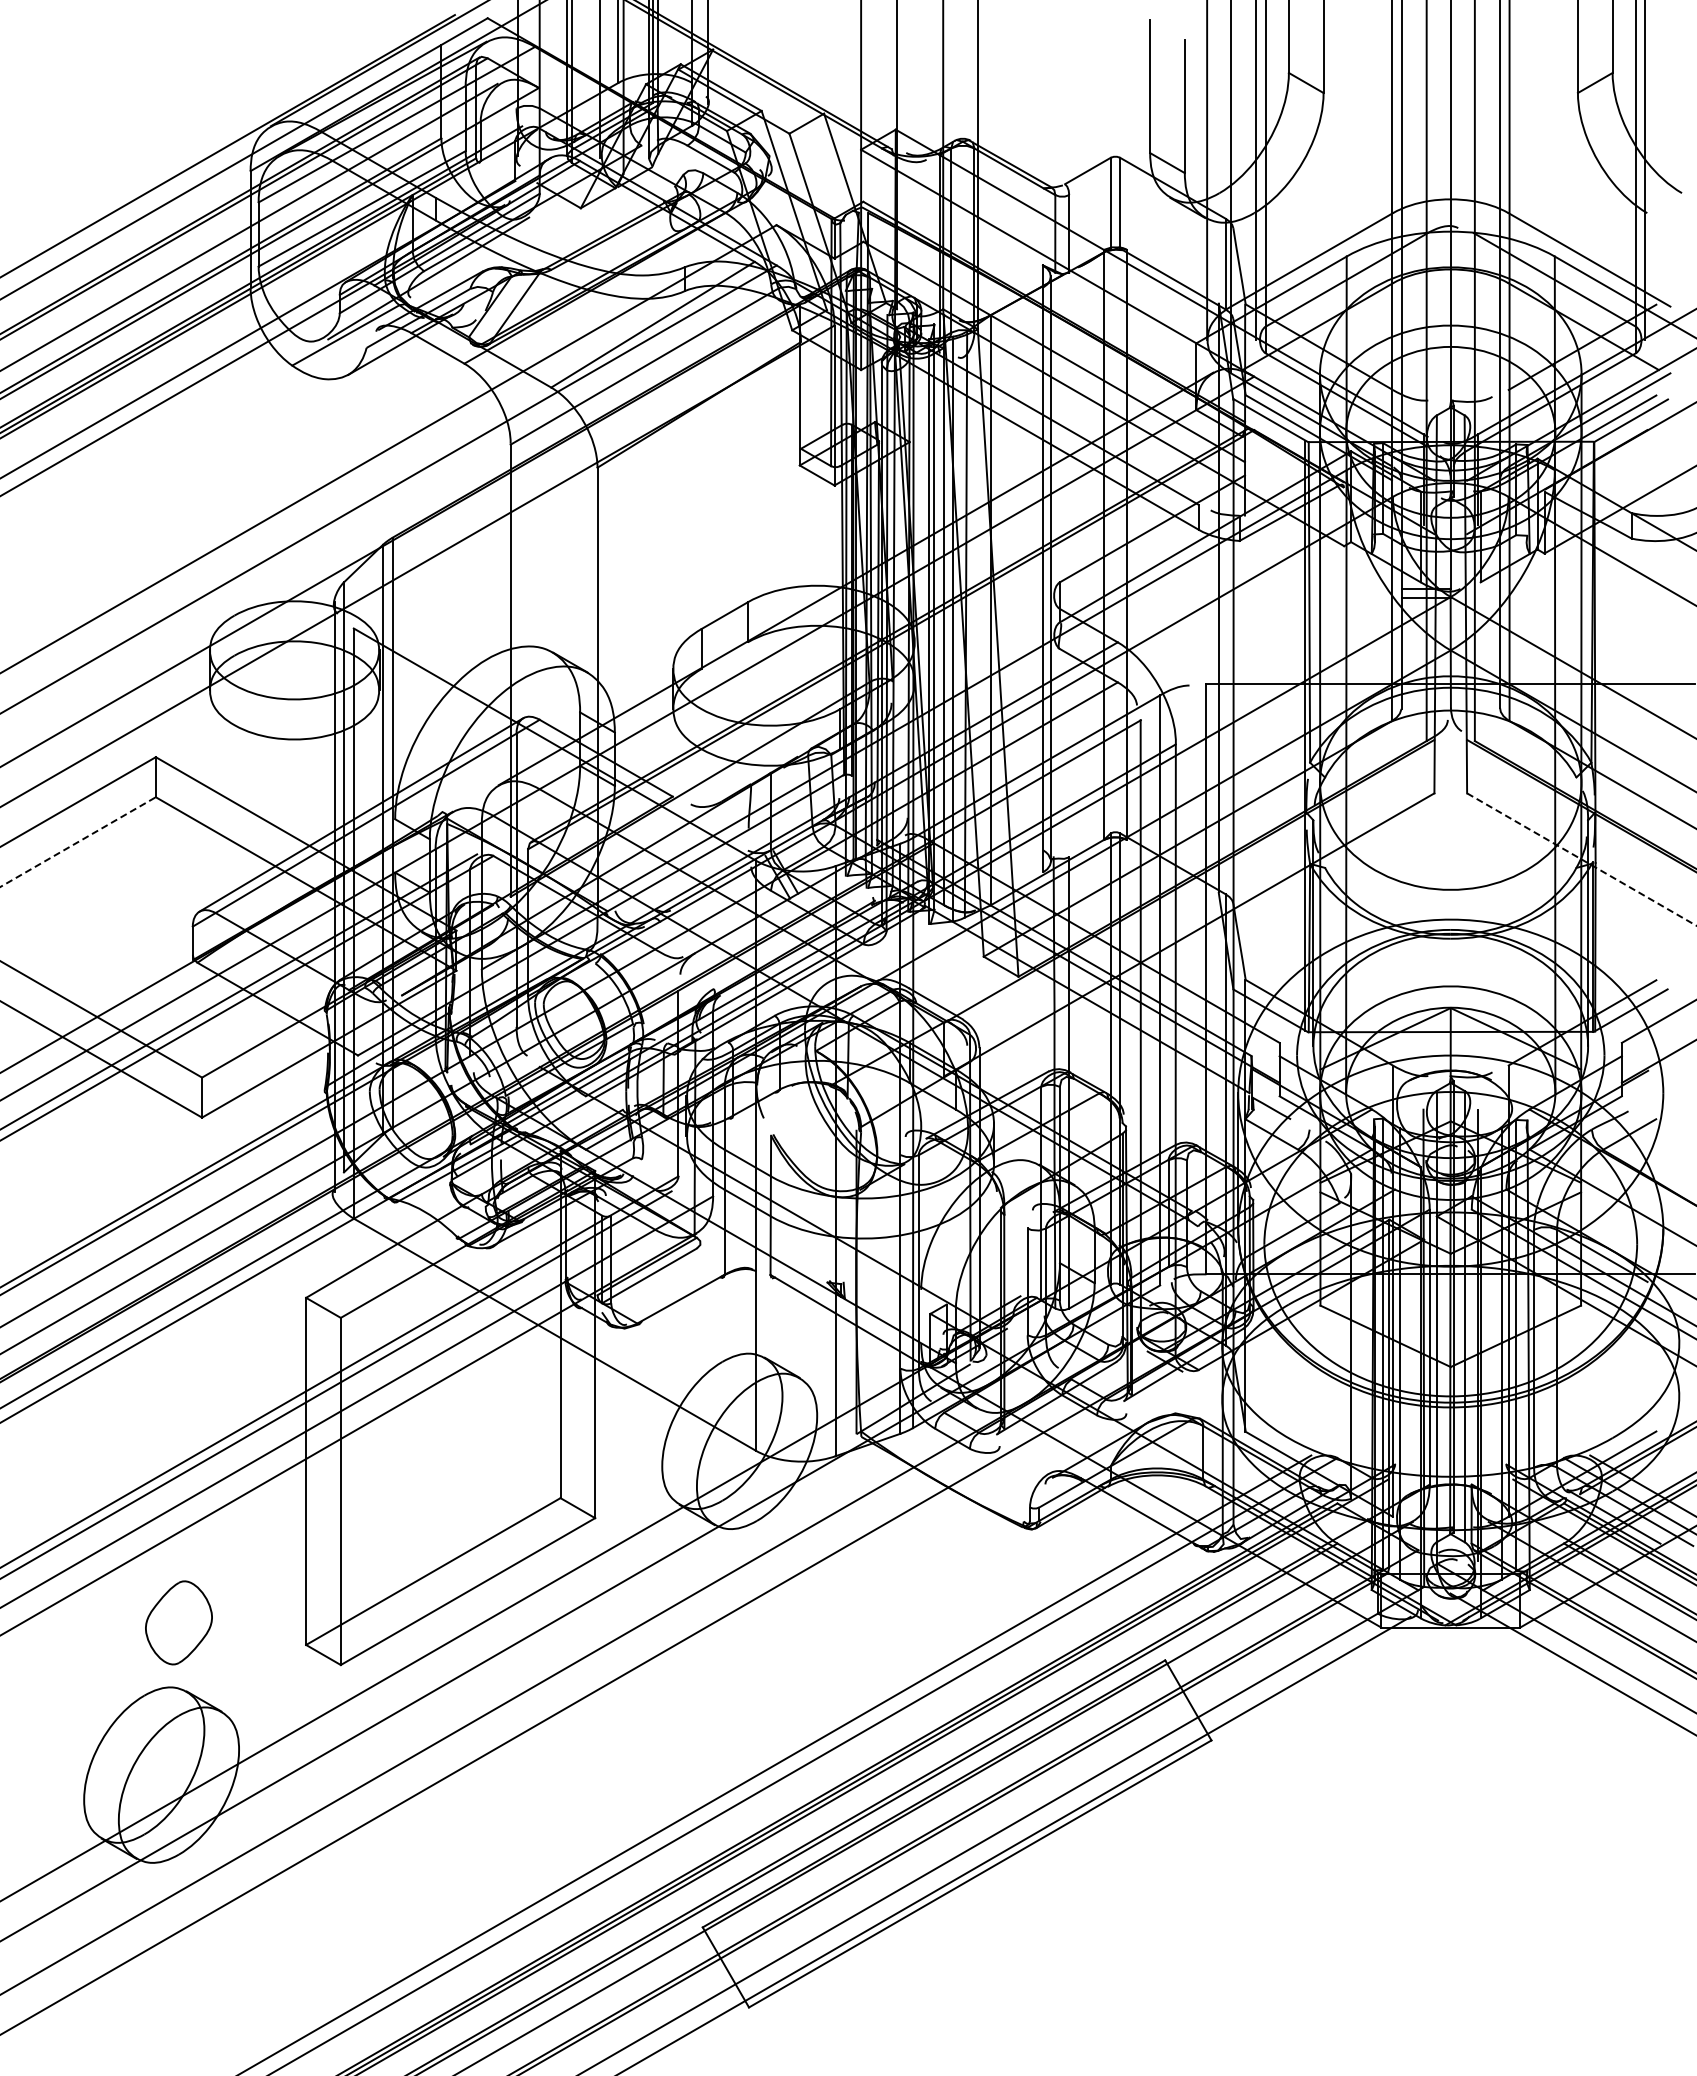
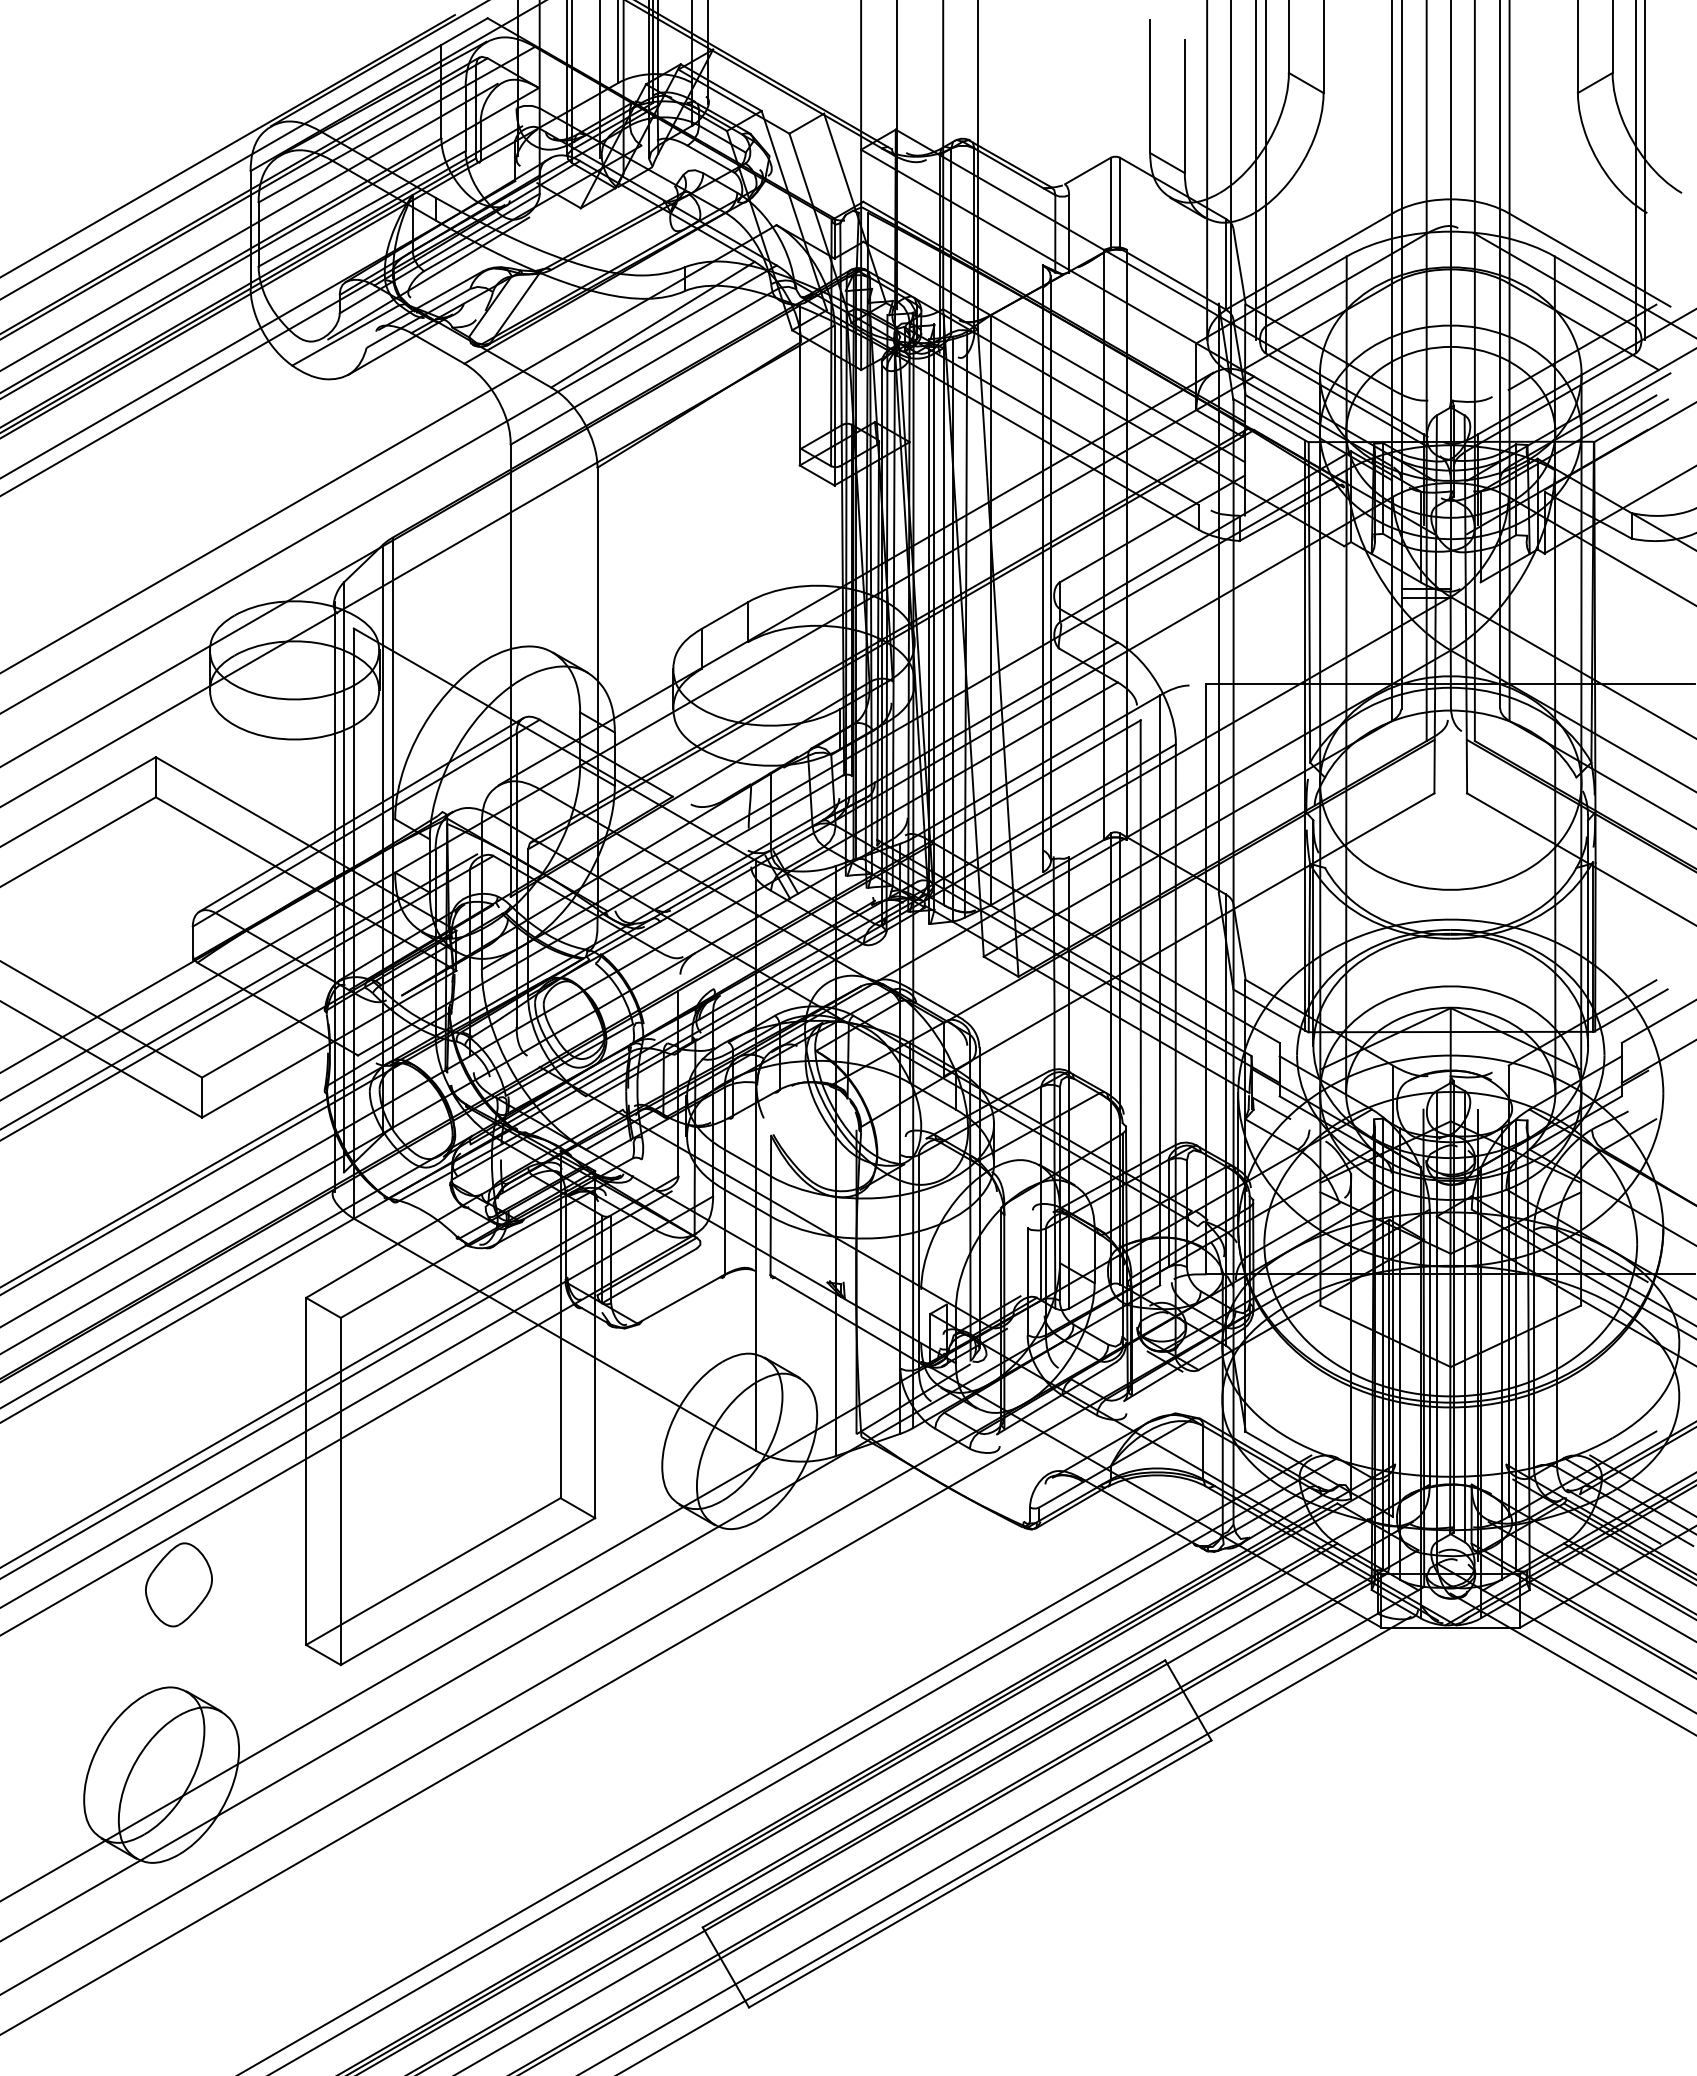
line: dashed -> solid (77, 842)
line: dashed -> solid (1582, 859)
part position: (178, 1622) -> (178, 1584) (178, 1584)
